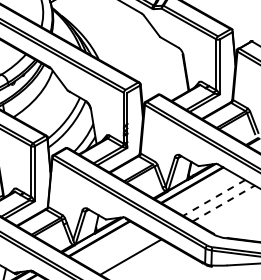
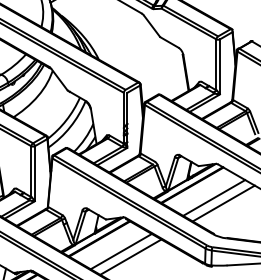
line: dashed -> solid (214, 197)
line: dashed -> solid (223, 203)
line: none -> present (120, 251)
